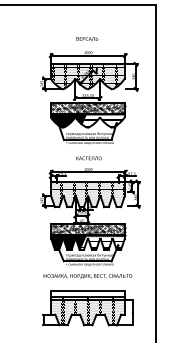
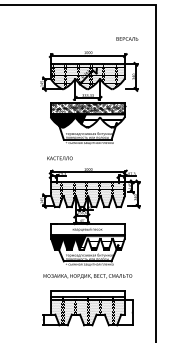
text position: (87, 38) -> (127, 38) (127, 38)
text position: (88, 158) -> (59, 158) (59, 158)
hatch: present -> none (88, 229)
